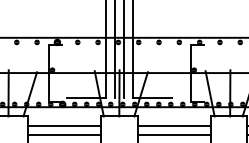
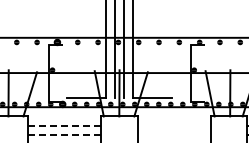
line: solid -> dashed (64, 125)
line: present -> none (173, 125)
line: solid -> dashed (64, 134)
line: present -> none (173, 134)
